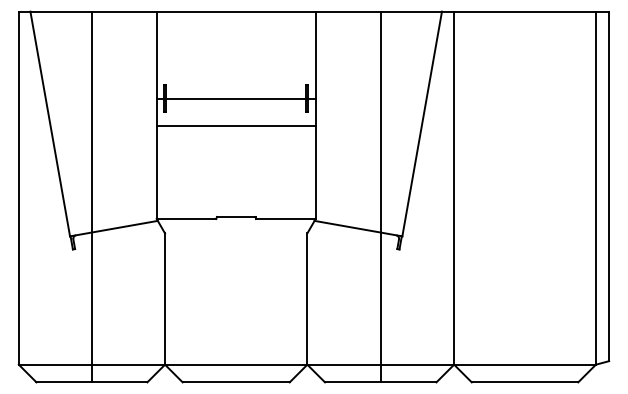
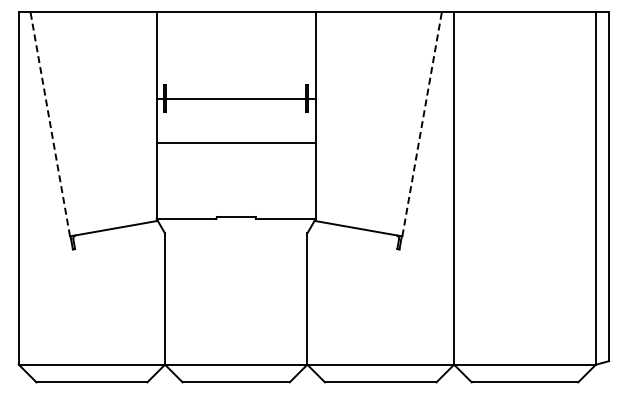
line: solid -> dashed (50, 123)
line: solid -> dashed (422, 123)
line position: (235, 126) -> (235, 143) (235, 143)
line: present -> none (91, 196)
line: present -> none (380, 196)
